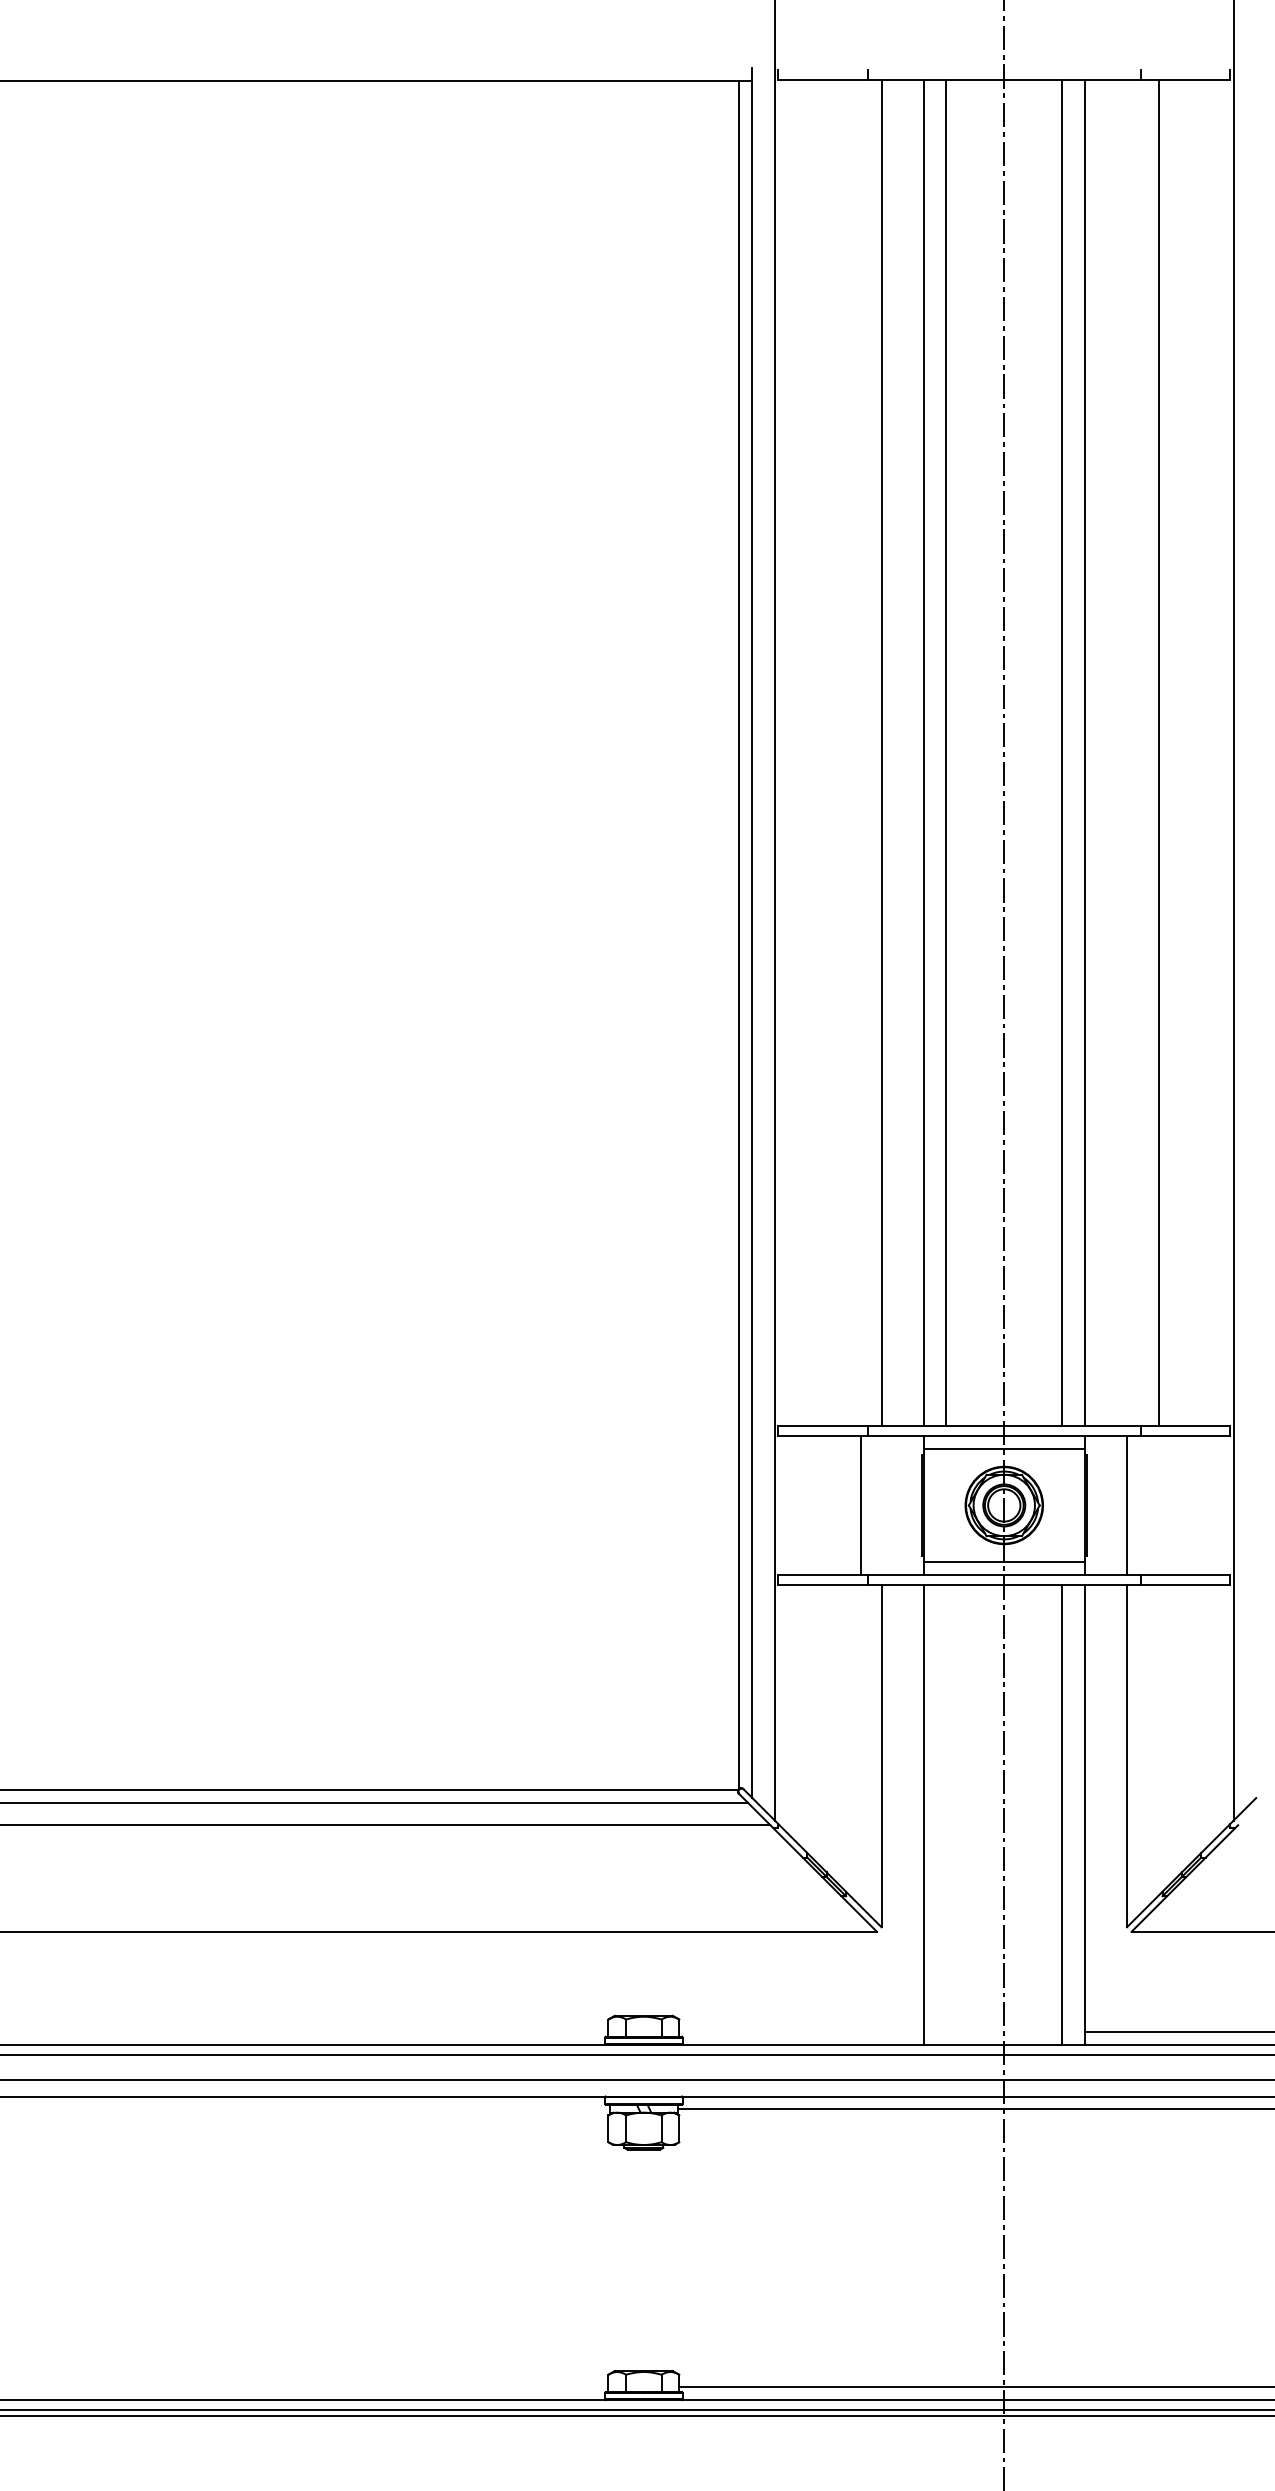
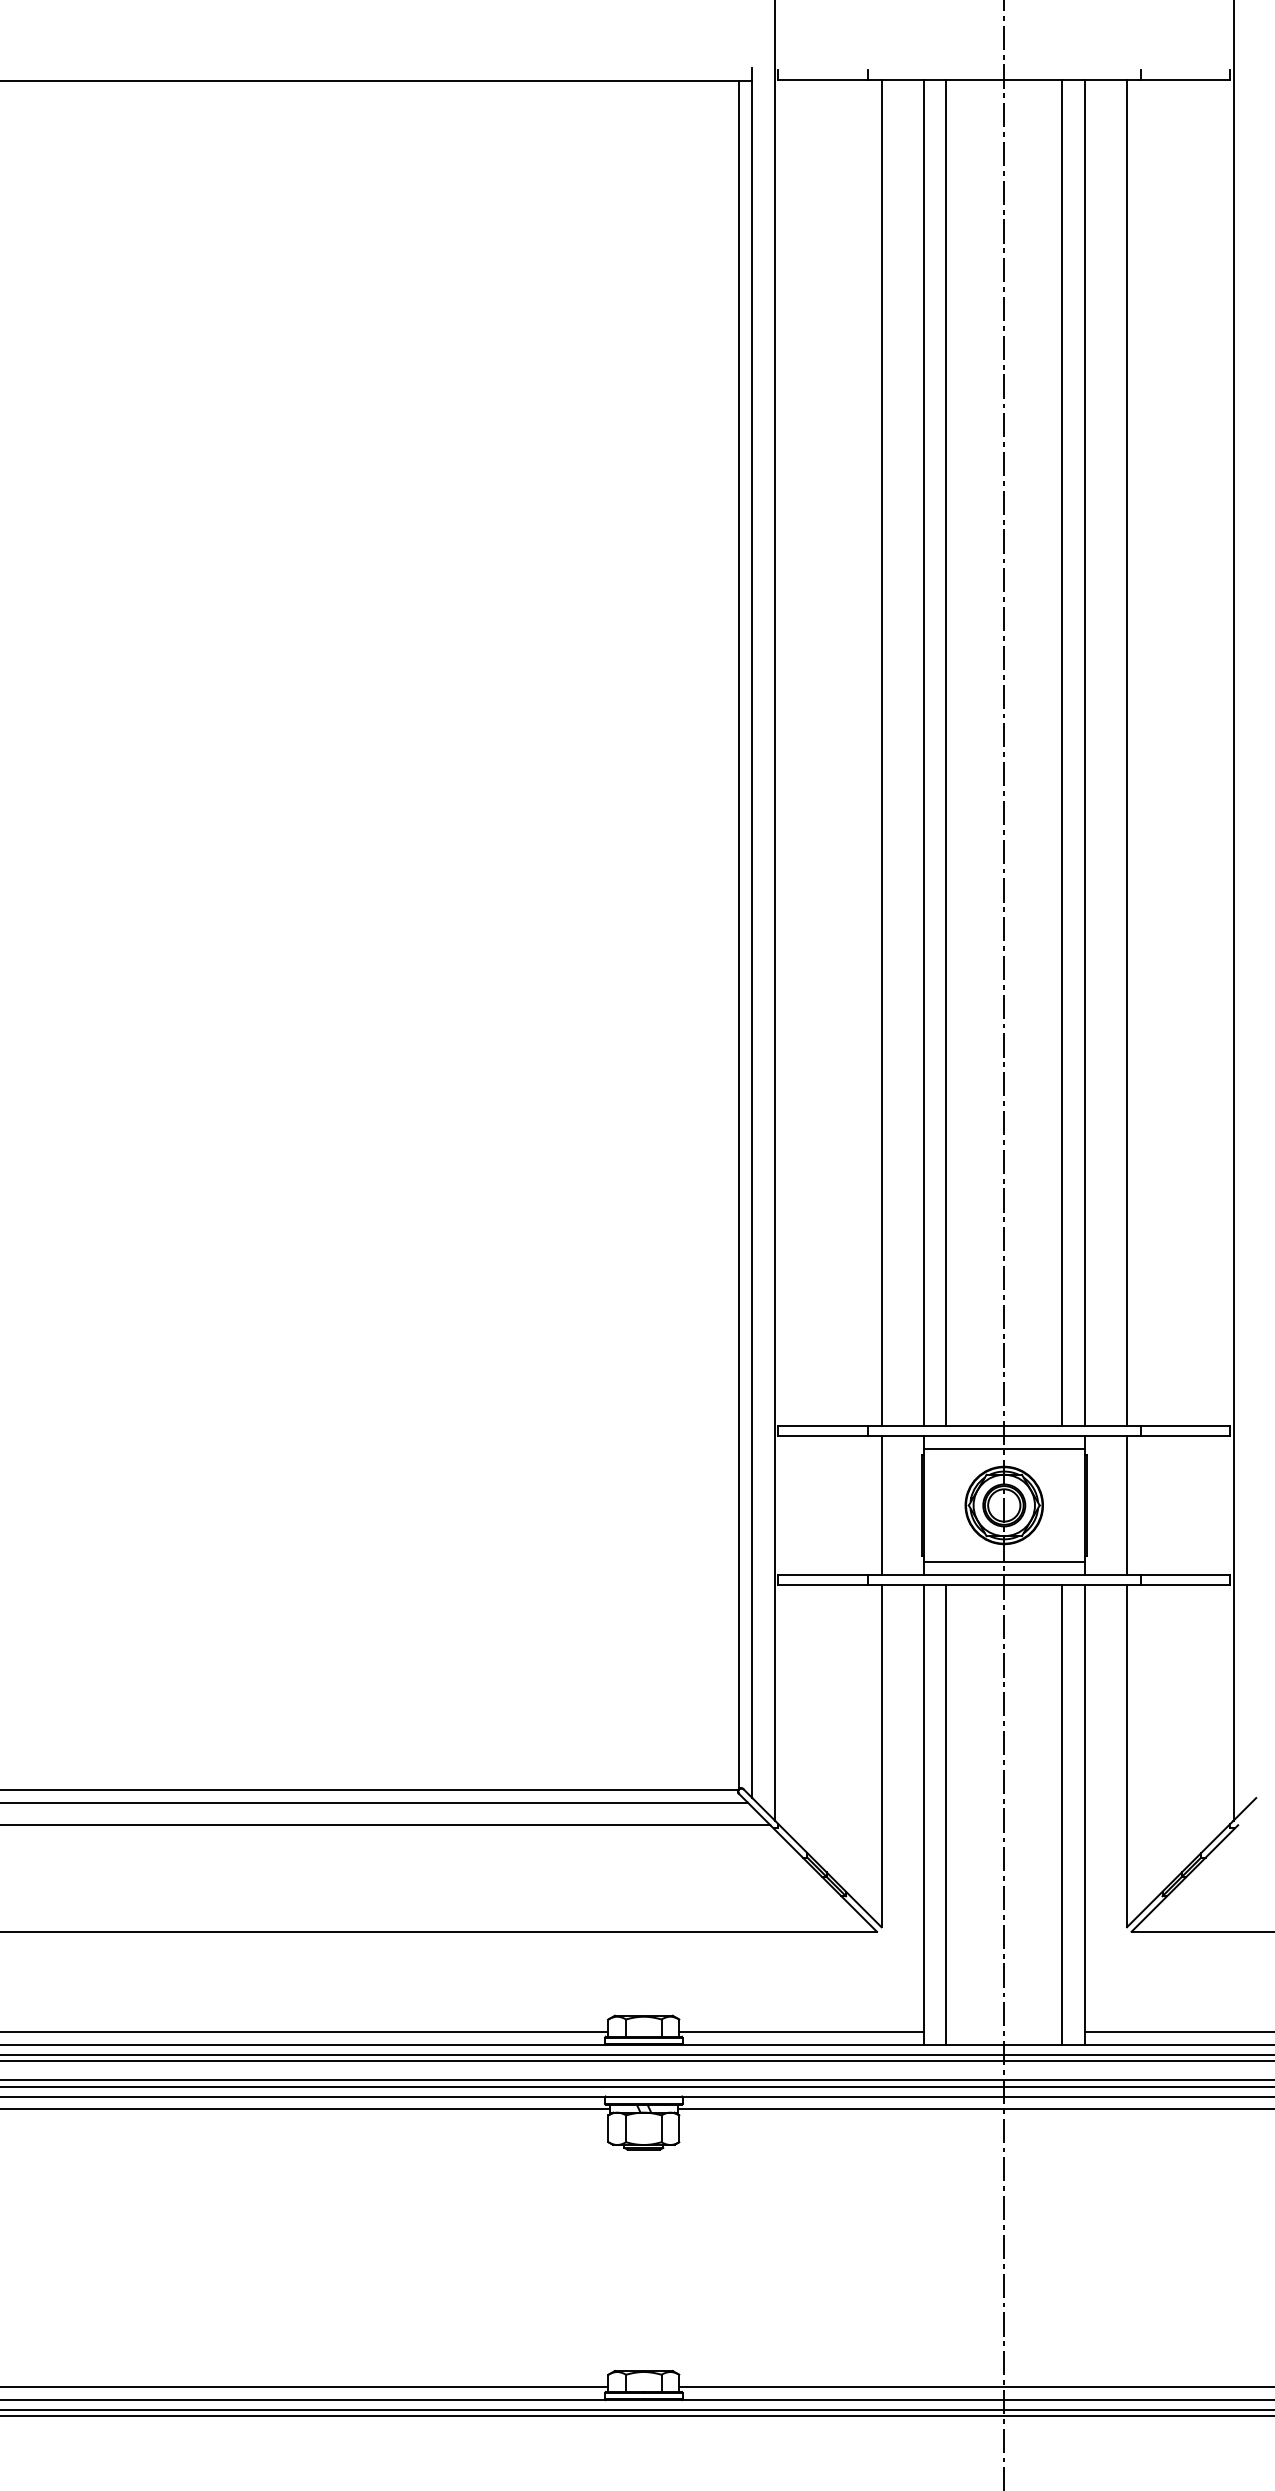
line position: (1159, 752) -> (1127, 752) (1127, 752)
line position: (860, 1505) -> (881, 1505) (881, 1505)
line: none -> present (946, 1814)
line: none -> present (305, 2031)
line: none -> present (801, 2031)
line: none -> present (636, 2060)
line: none -> present (636, 2086)
line: none -> present (305, 2109)
line: none -> present (305, 2387)
